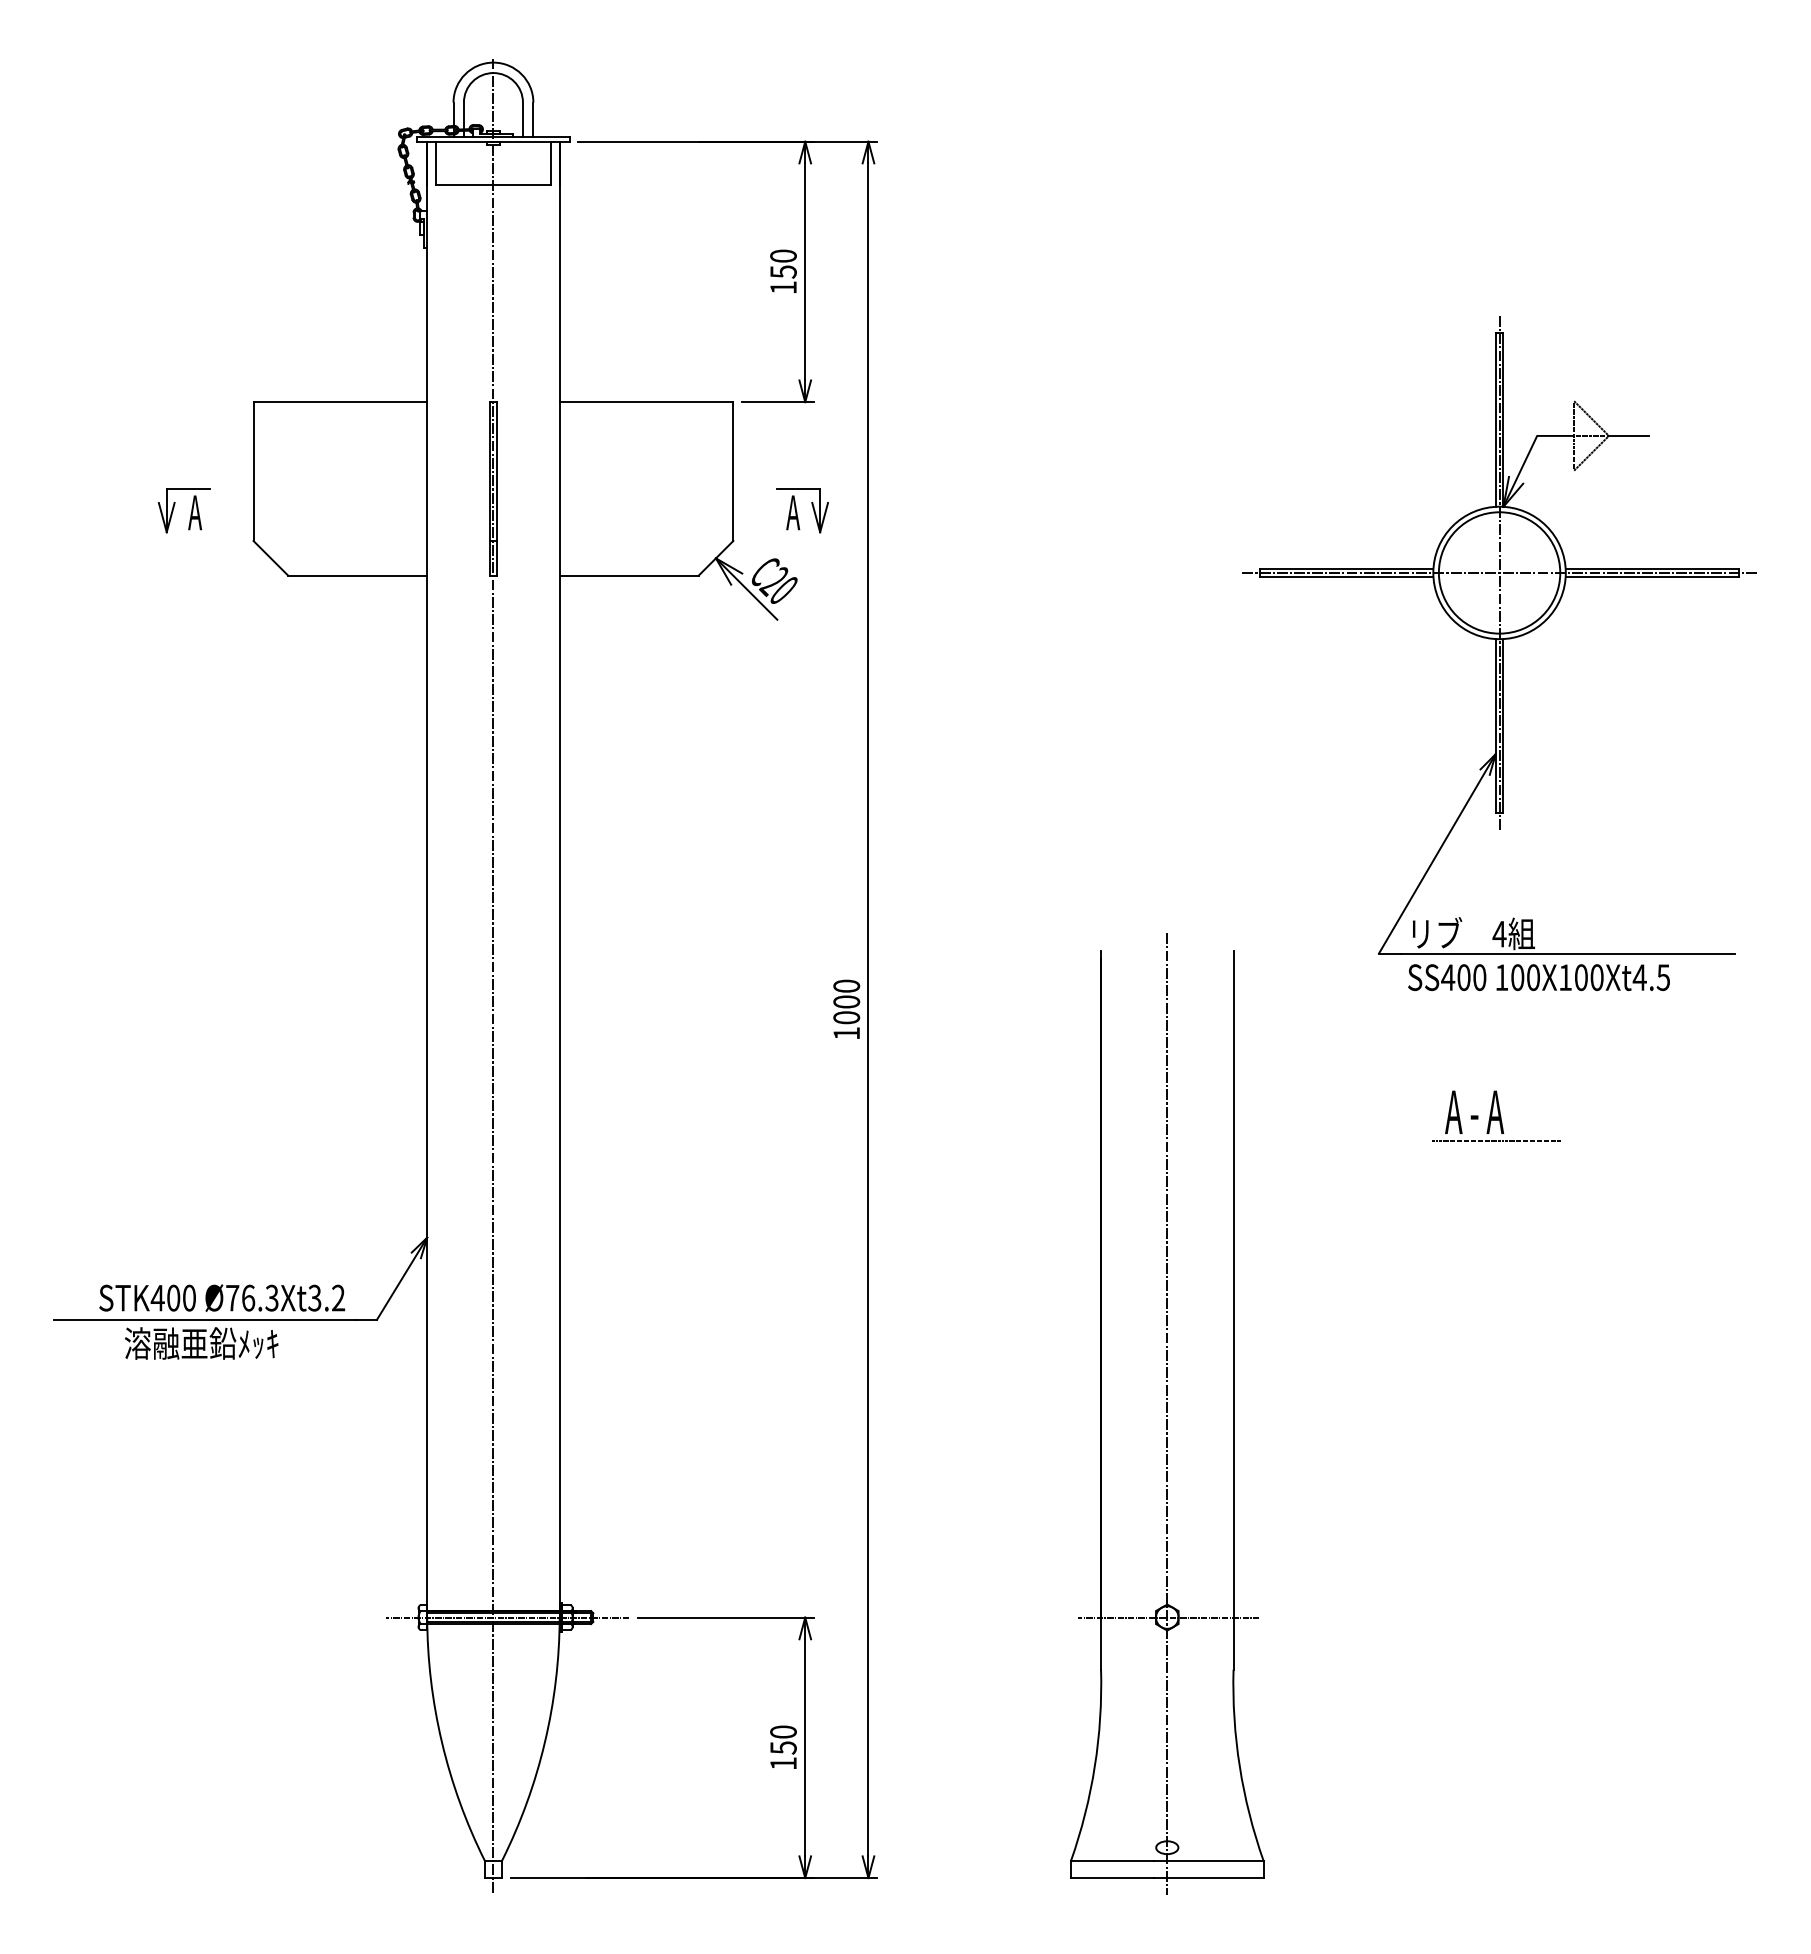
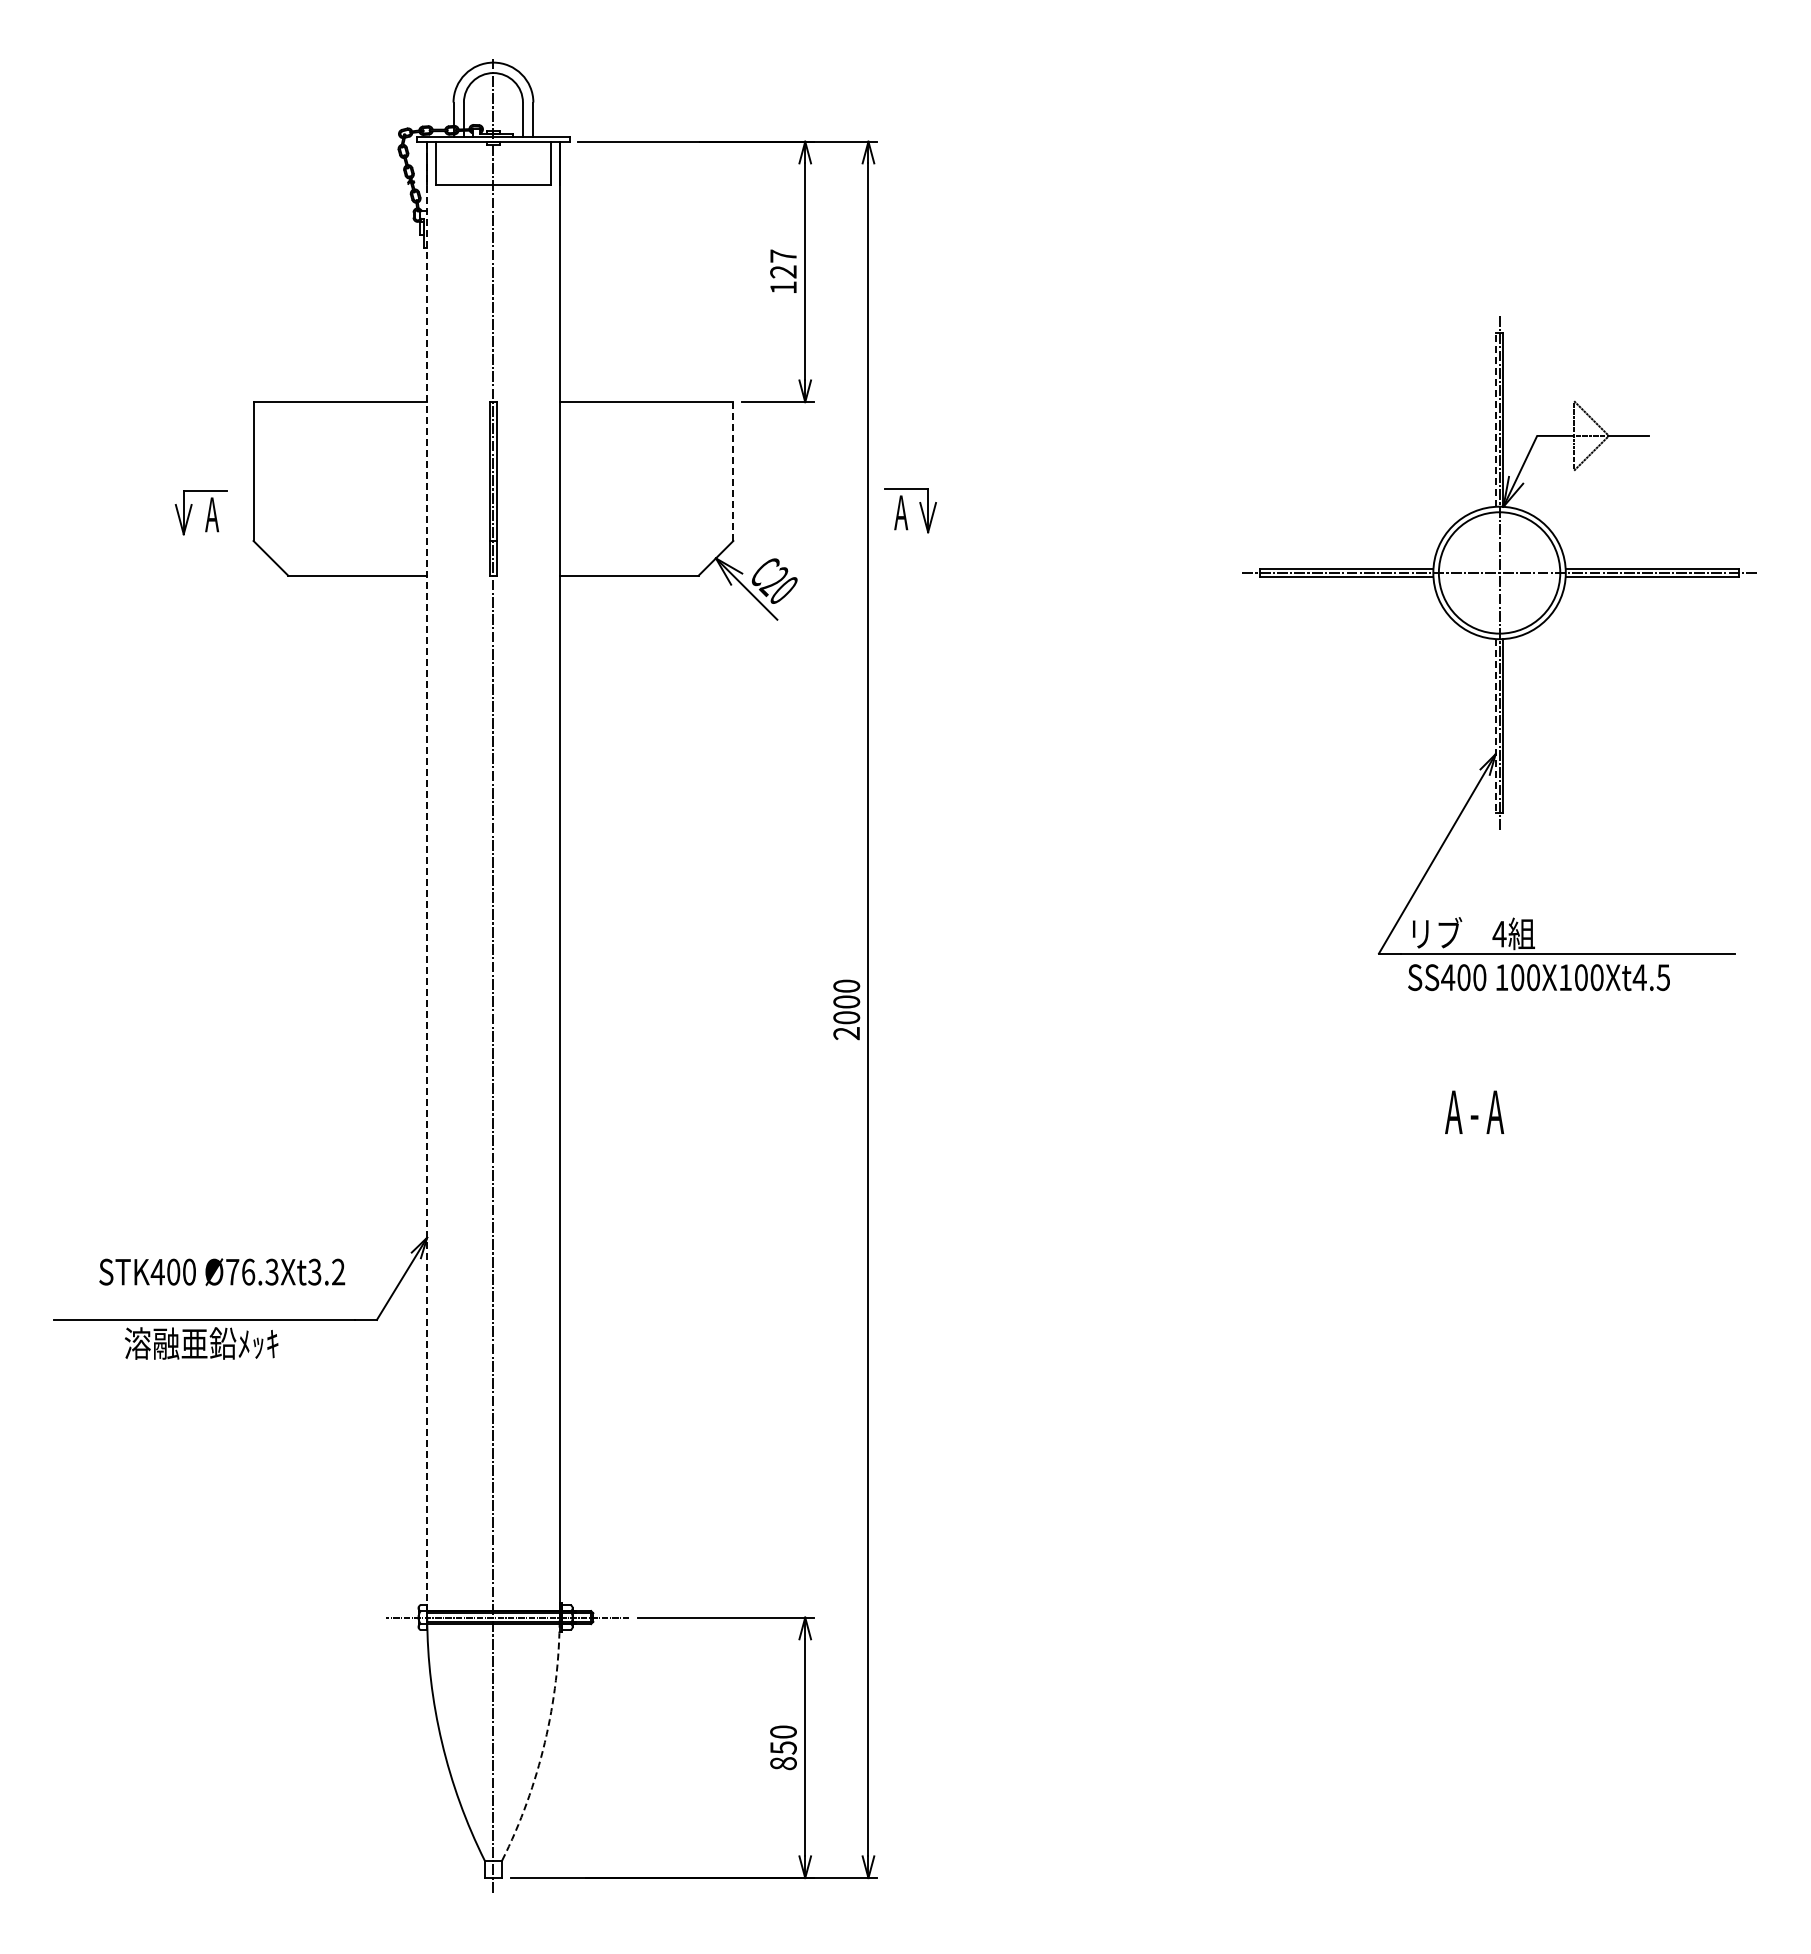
text: 150 -> 127 (783, 263)
line: solid -> dashed (1495, 419)
line: solid -> dashed (733, 471)
part position: (191, 510) -> (208, 512) (208, 512)
part position: (802, 510) -> (910, 510) (910, 510)
line: solid -> dashed (1495, 725)
line: solid -> dashed (427, 879)
text: 1000 -> 2000 (846, 1033)
line: present -> none (1496, 1140)
text position: (222, 1297) -> (222, 1271) (222, 1271)
part: present -> none (1167, 1413)
arc: solid -> dashed (544, 1742)
text: 150 -> 850 (783, 1763)
